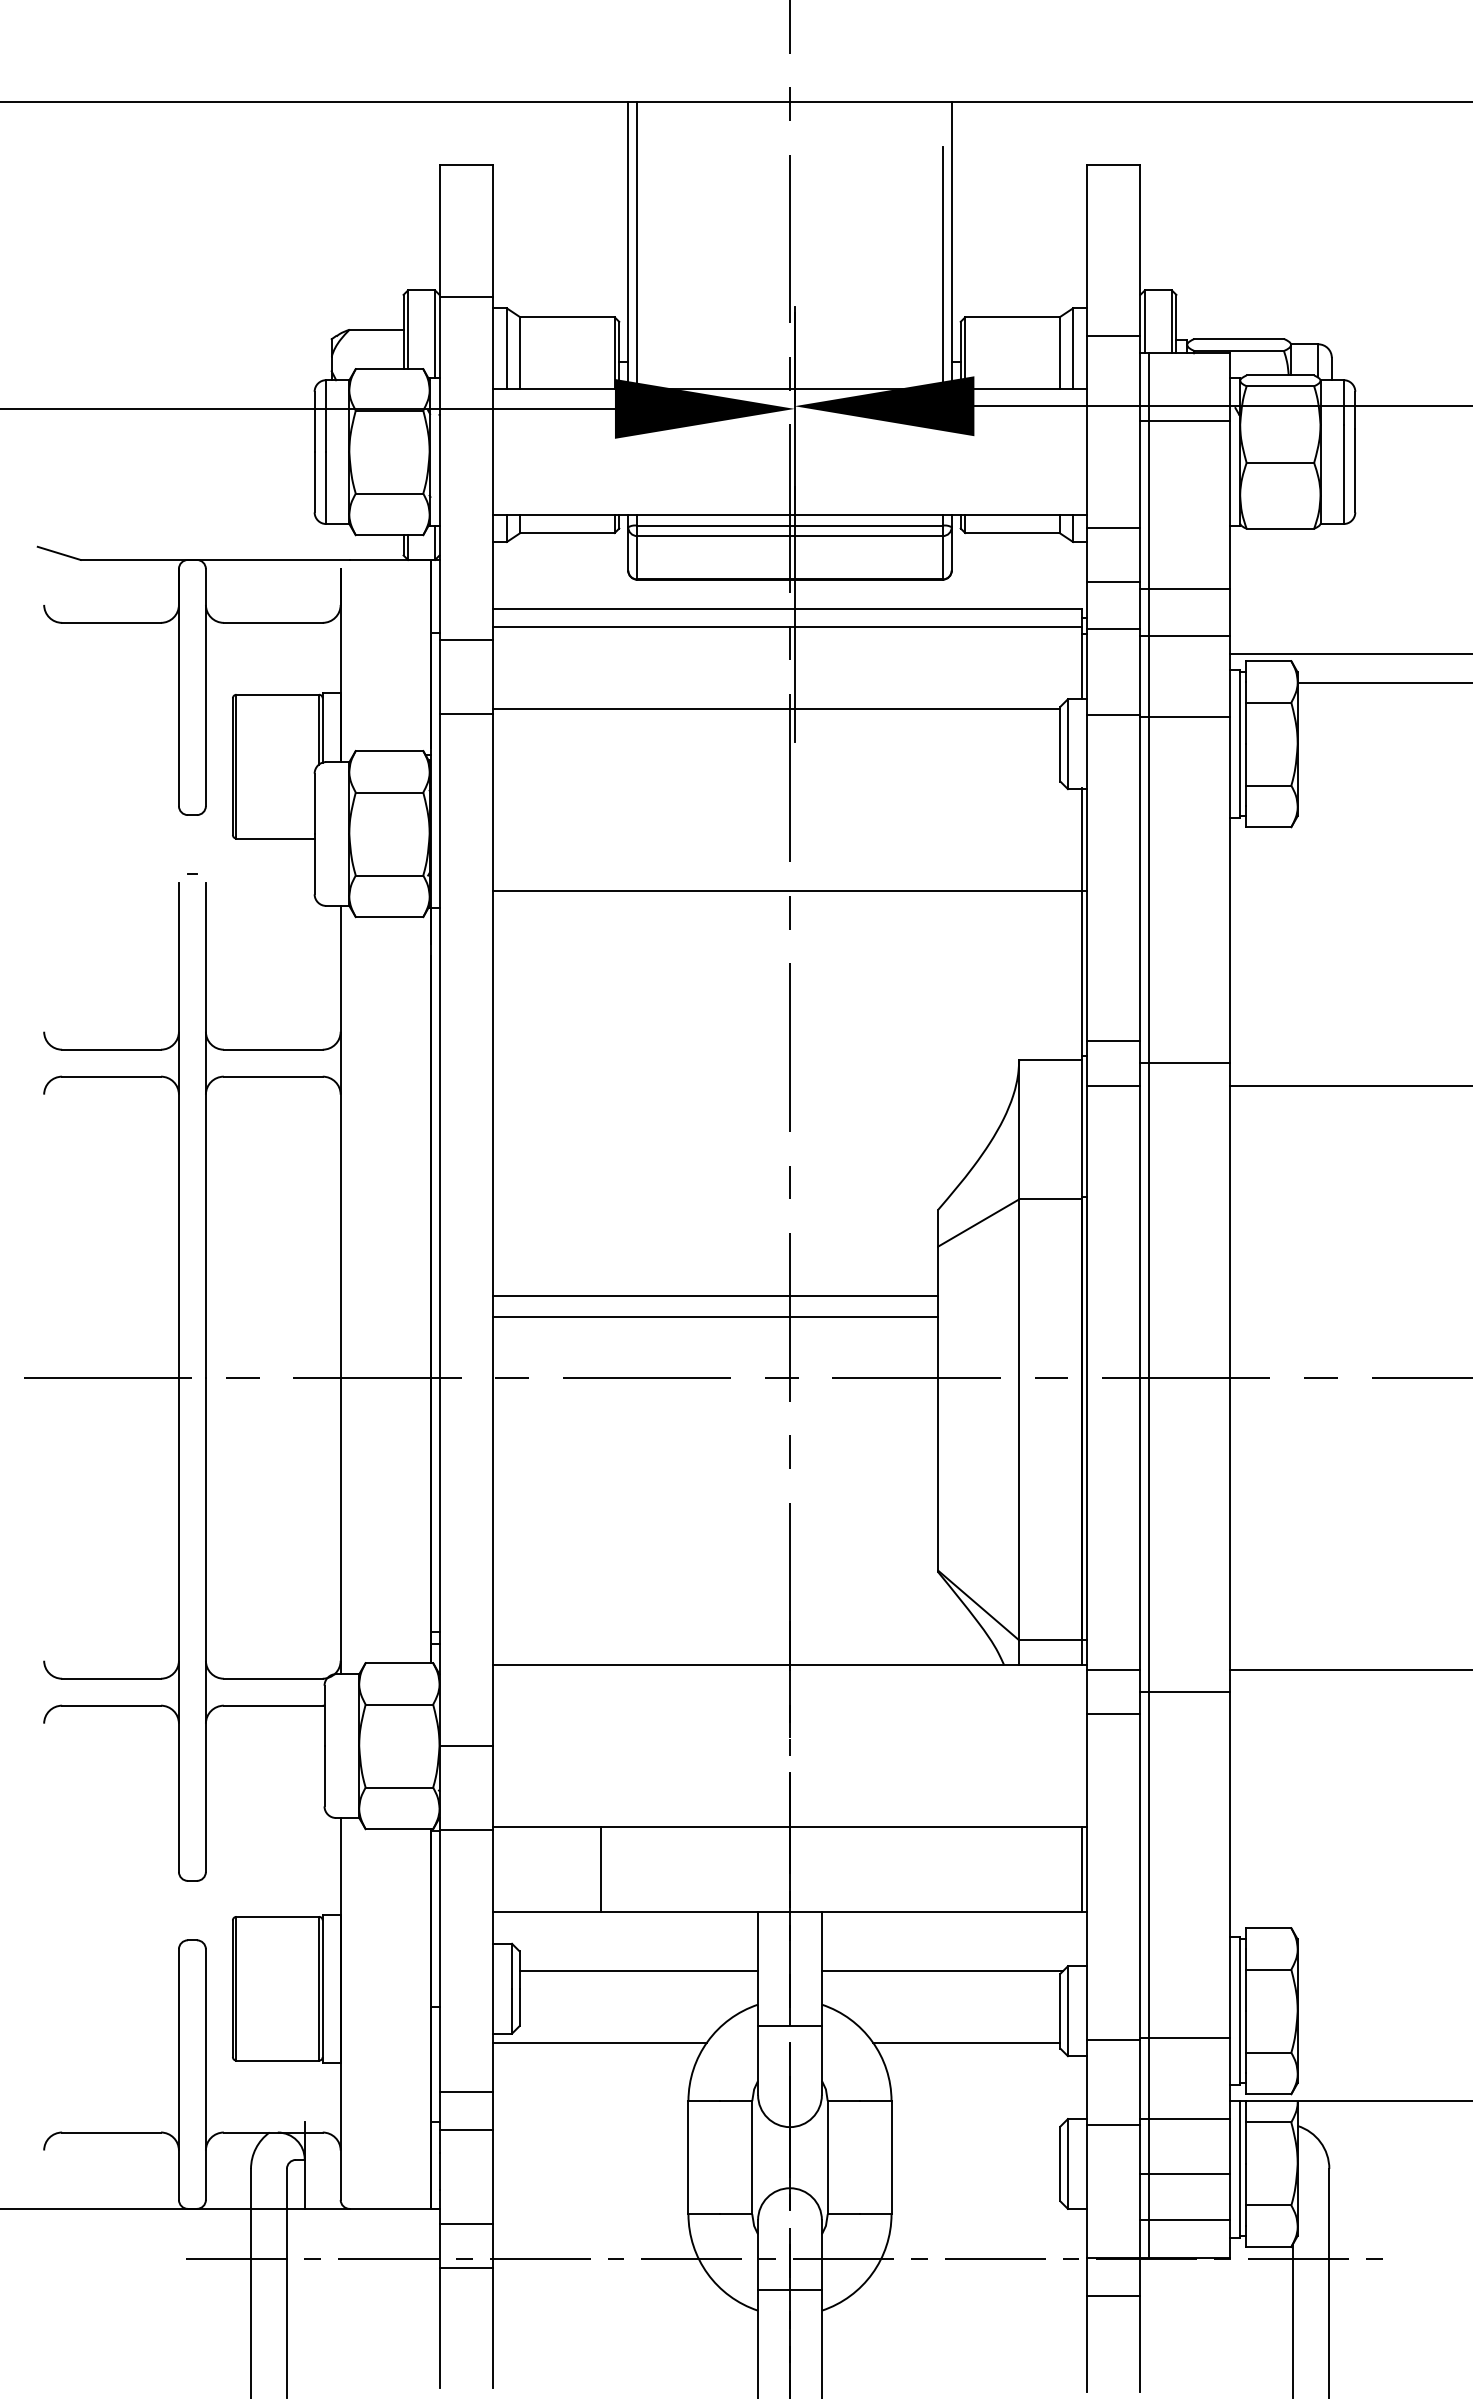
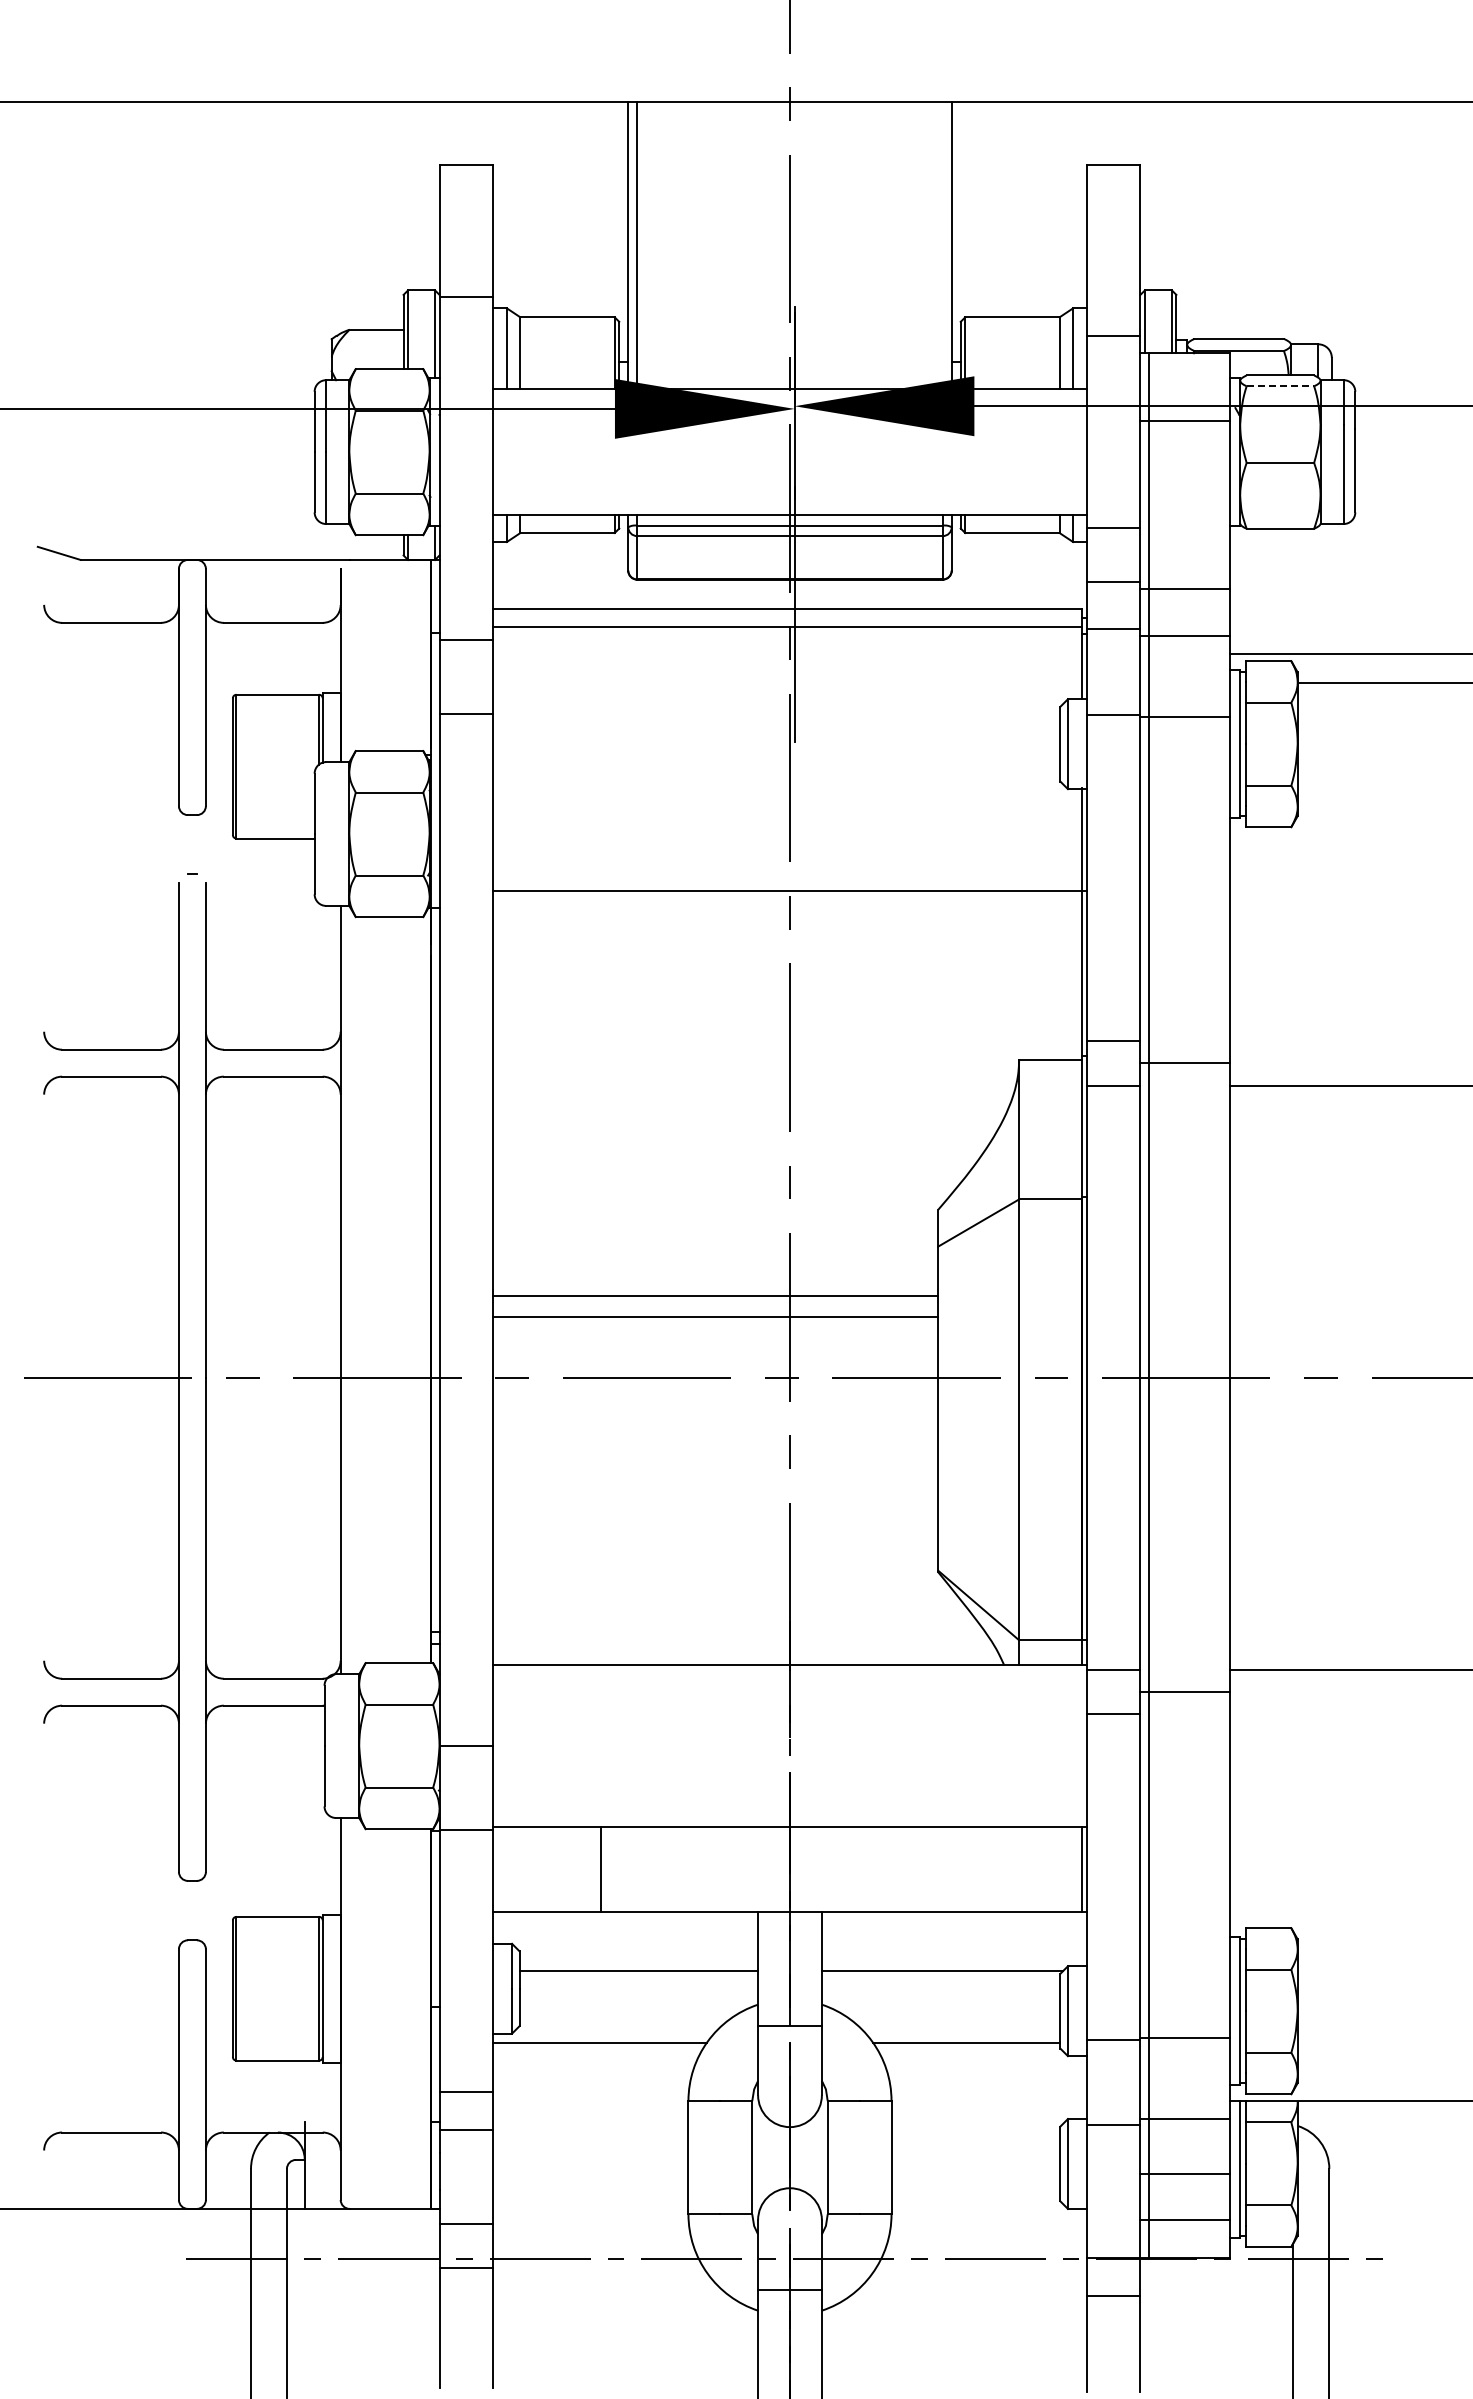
line: present -> none (942, 267)
line: solid -> dashed (1280, 386)
line: present -> none (776, 709)
